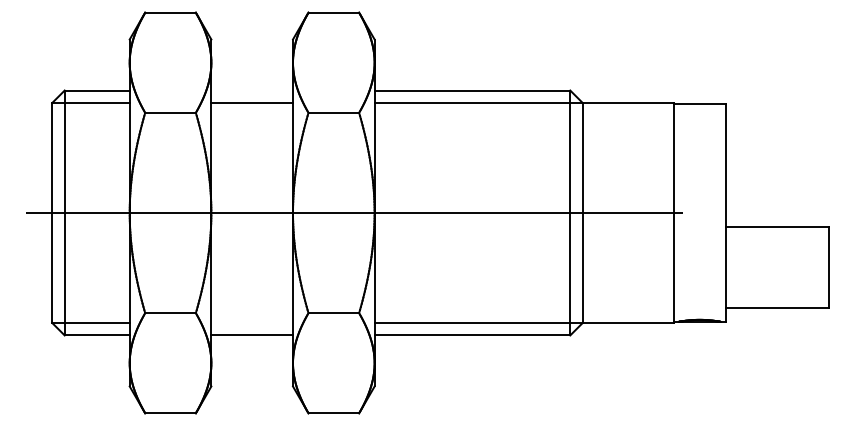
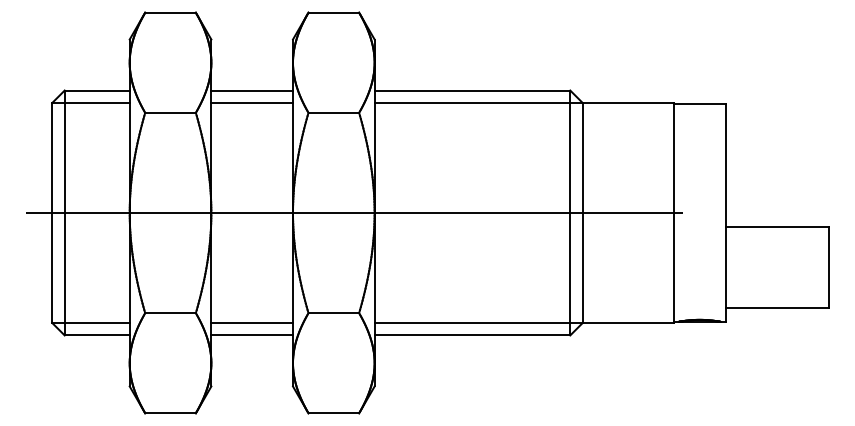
line: none -> present (252, 90)
line: none -> present (252, 322)
